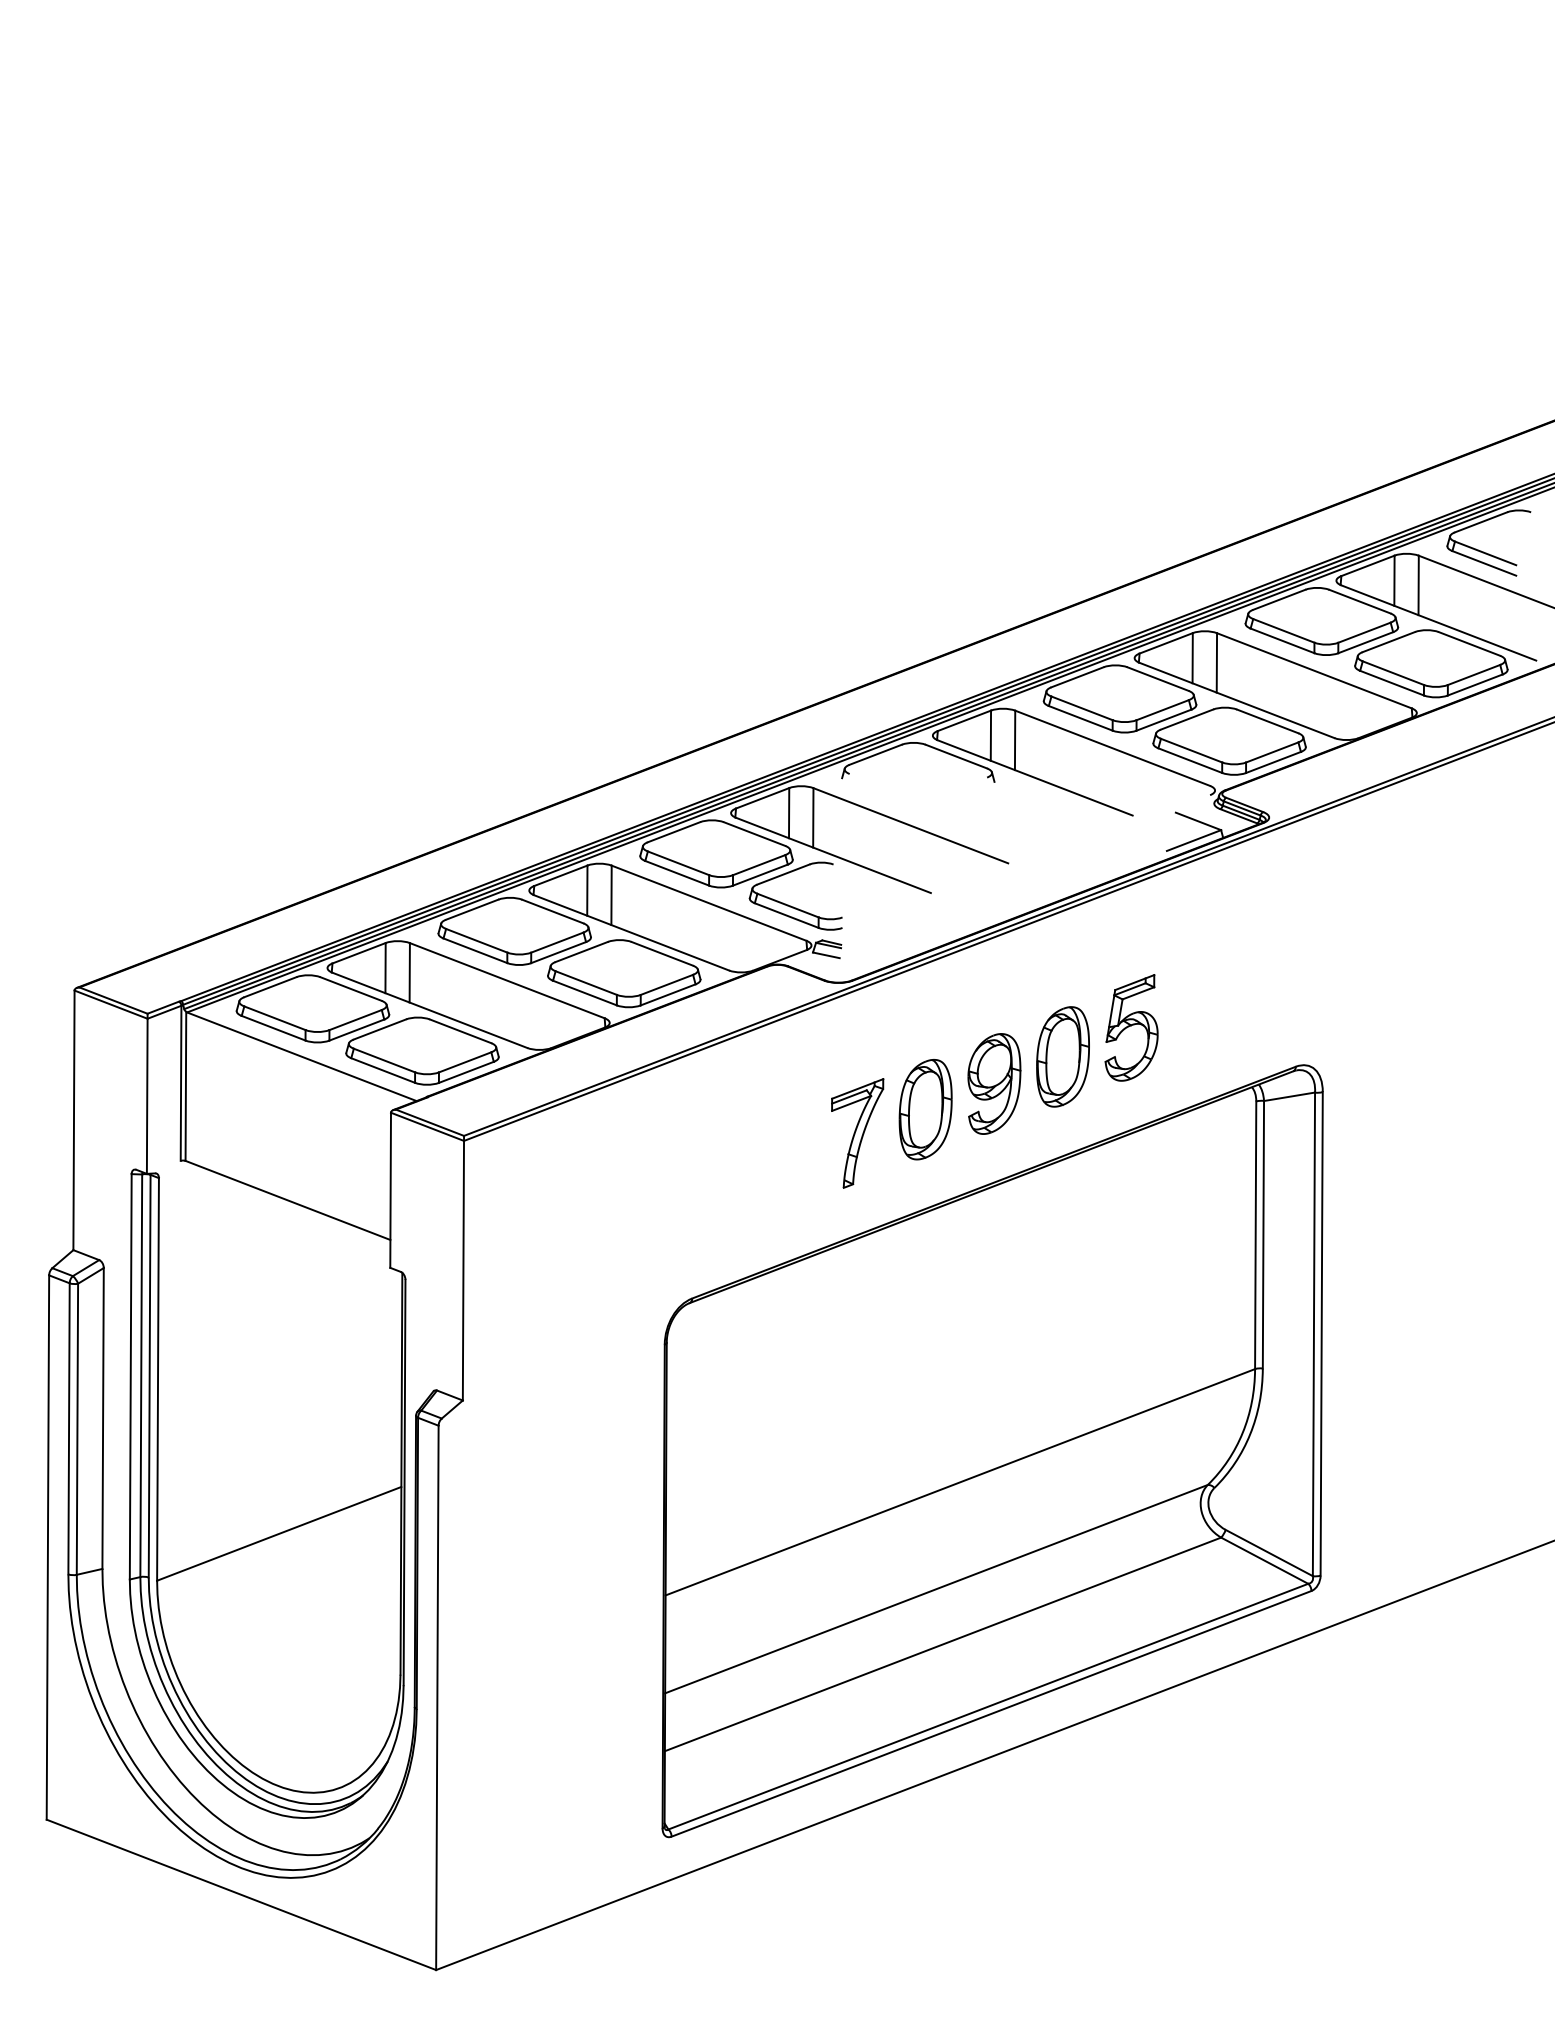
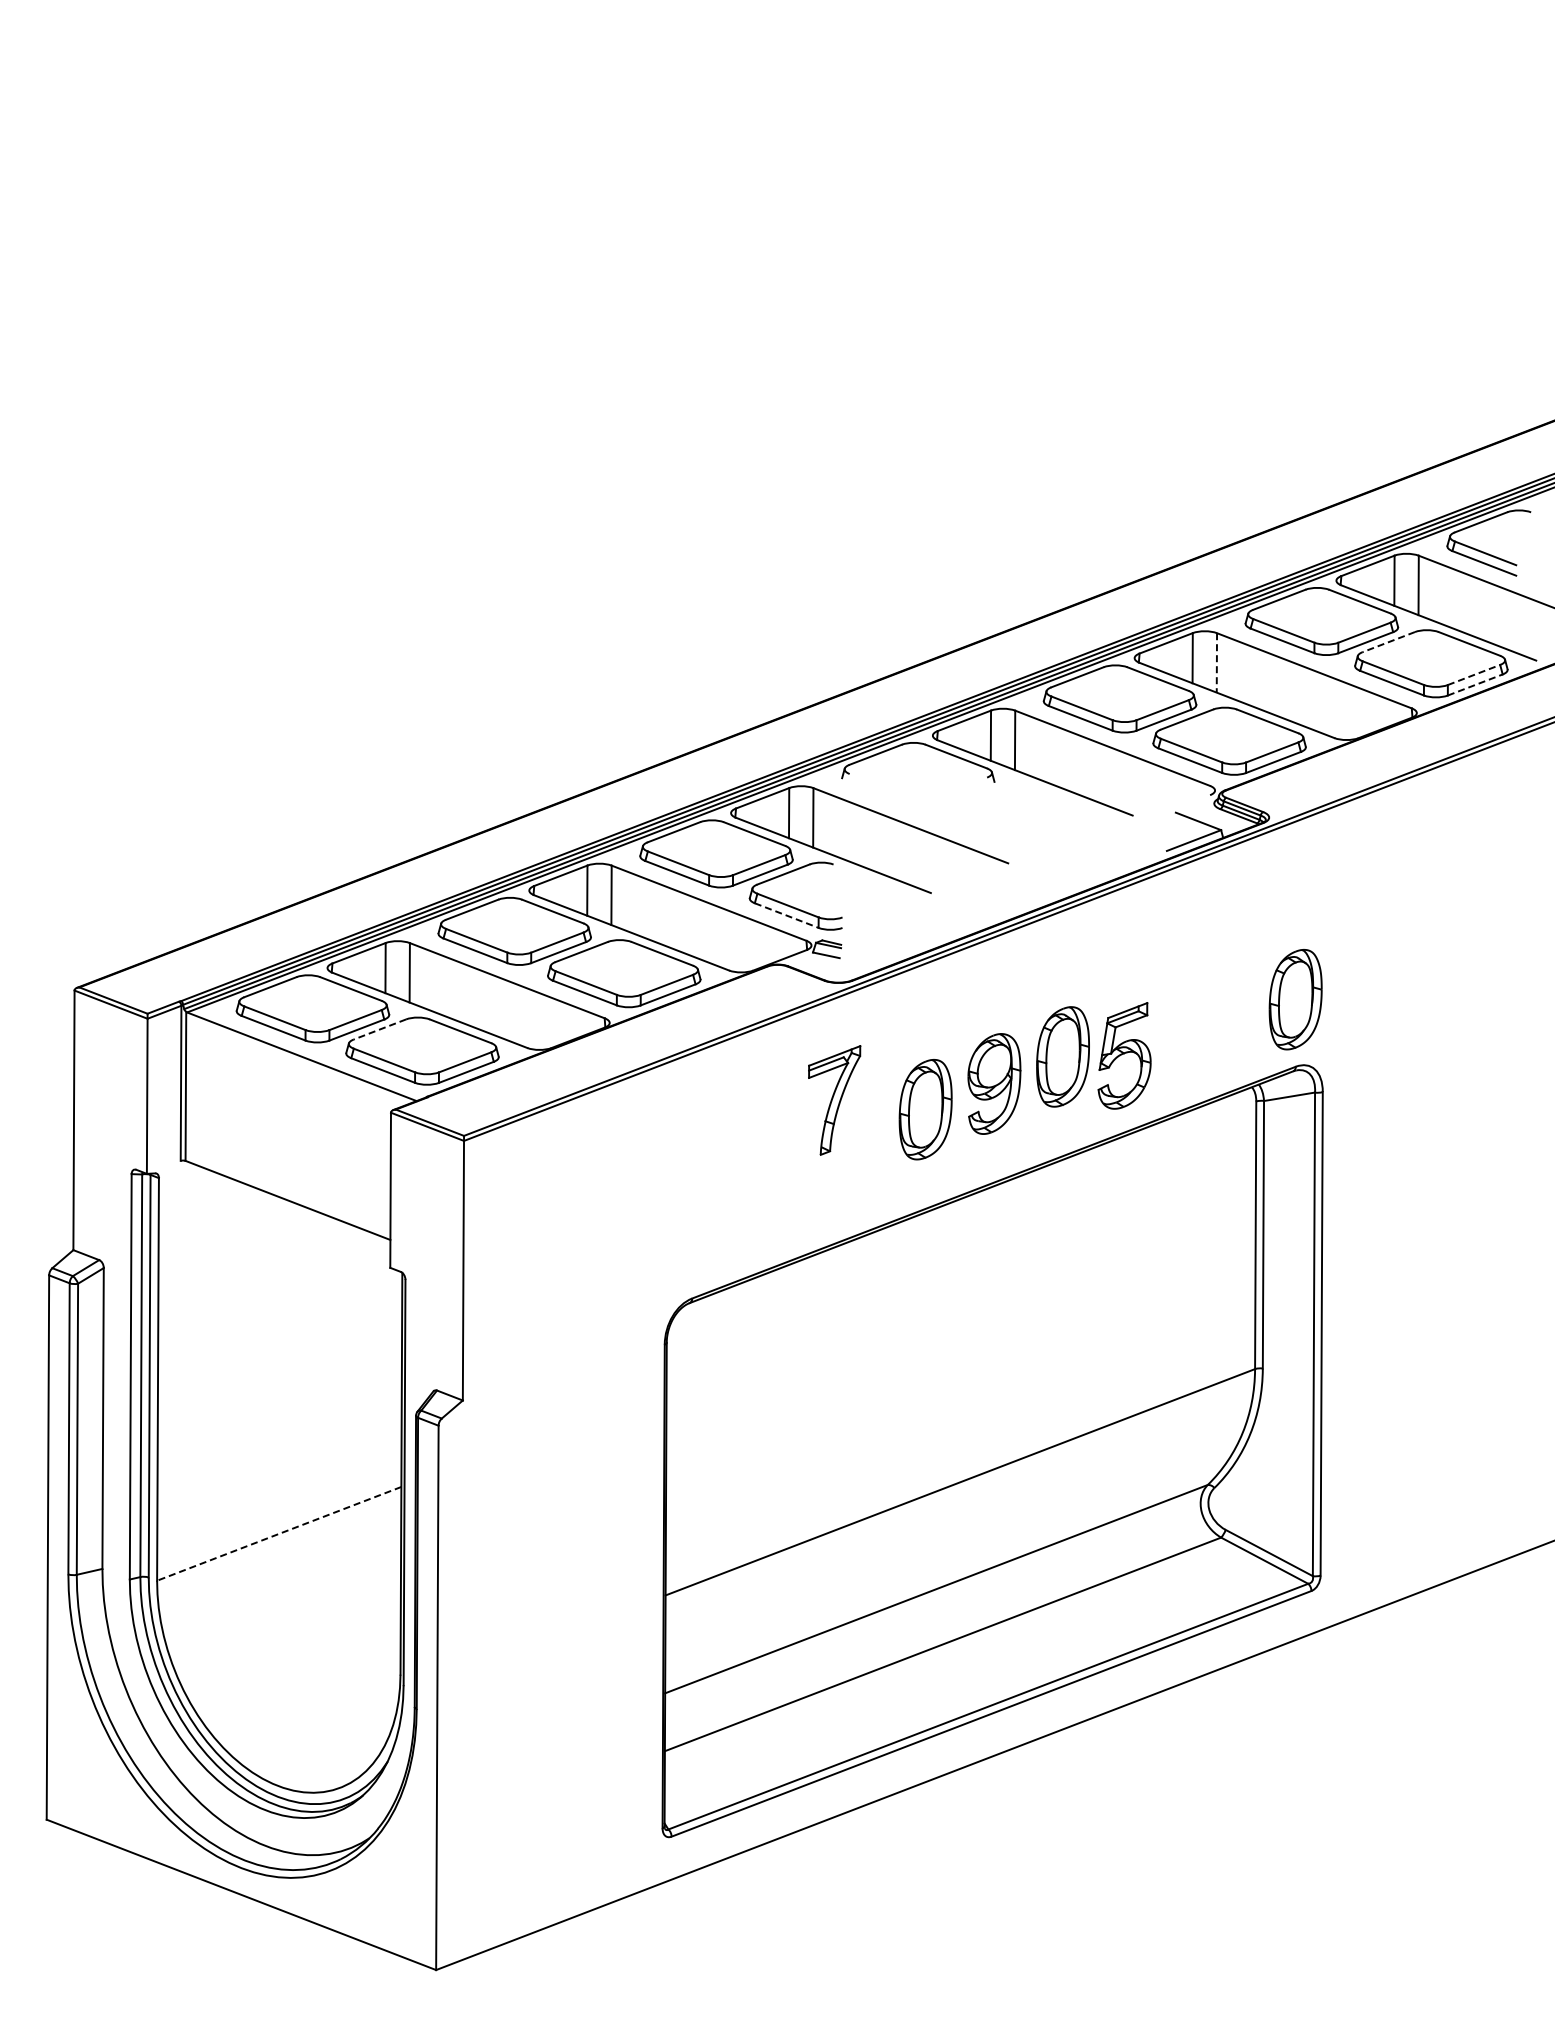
line: solid -> dashed (1388, 642)
line: solid -> dashed (1216, 662)
line: solid -> dashed (1474, 674)
line: solid -> dashed (1475, 684)
line: solid -> dashed (787, 915)
part: none -> present (1295, 999)
part position: (1131, 1027) -> (1124, 1055) (1124, 1055)
line: solid -> dashed (379, 1029)
part position: (857, 1133) -> (834, 1100) (834, 1100)
line: solid -> dashed (279, 1533)
